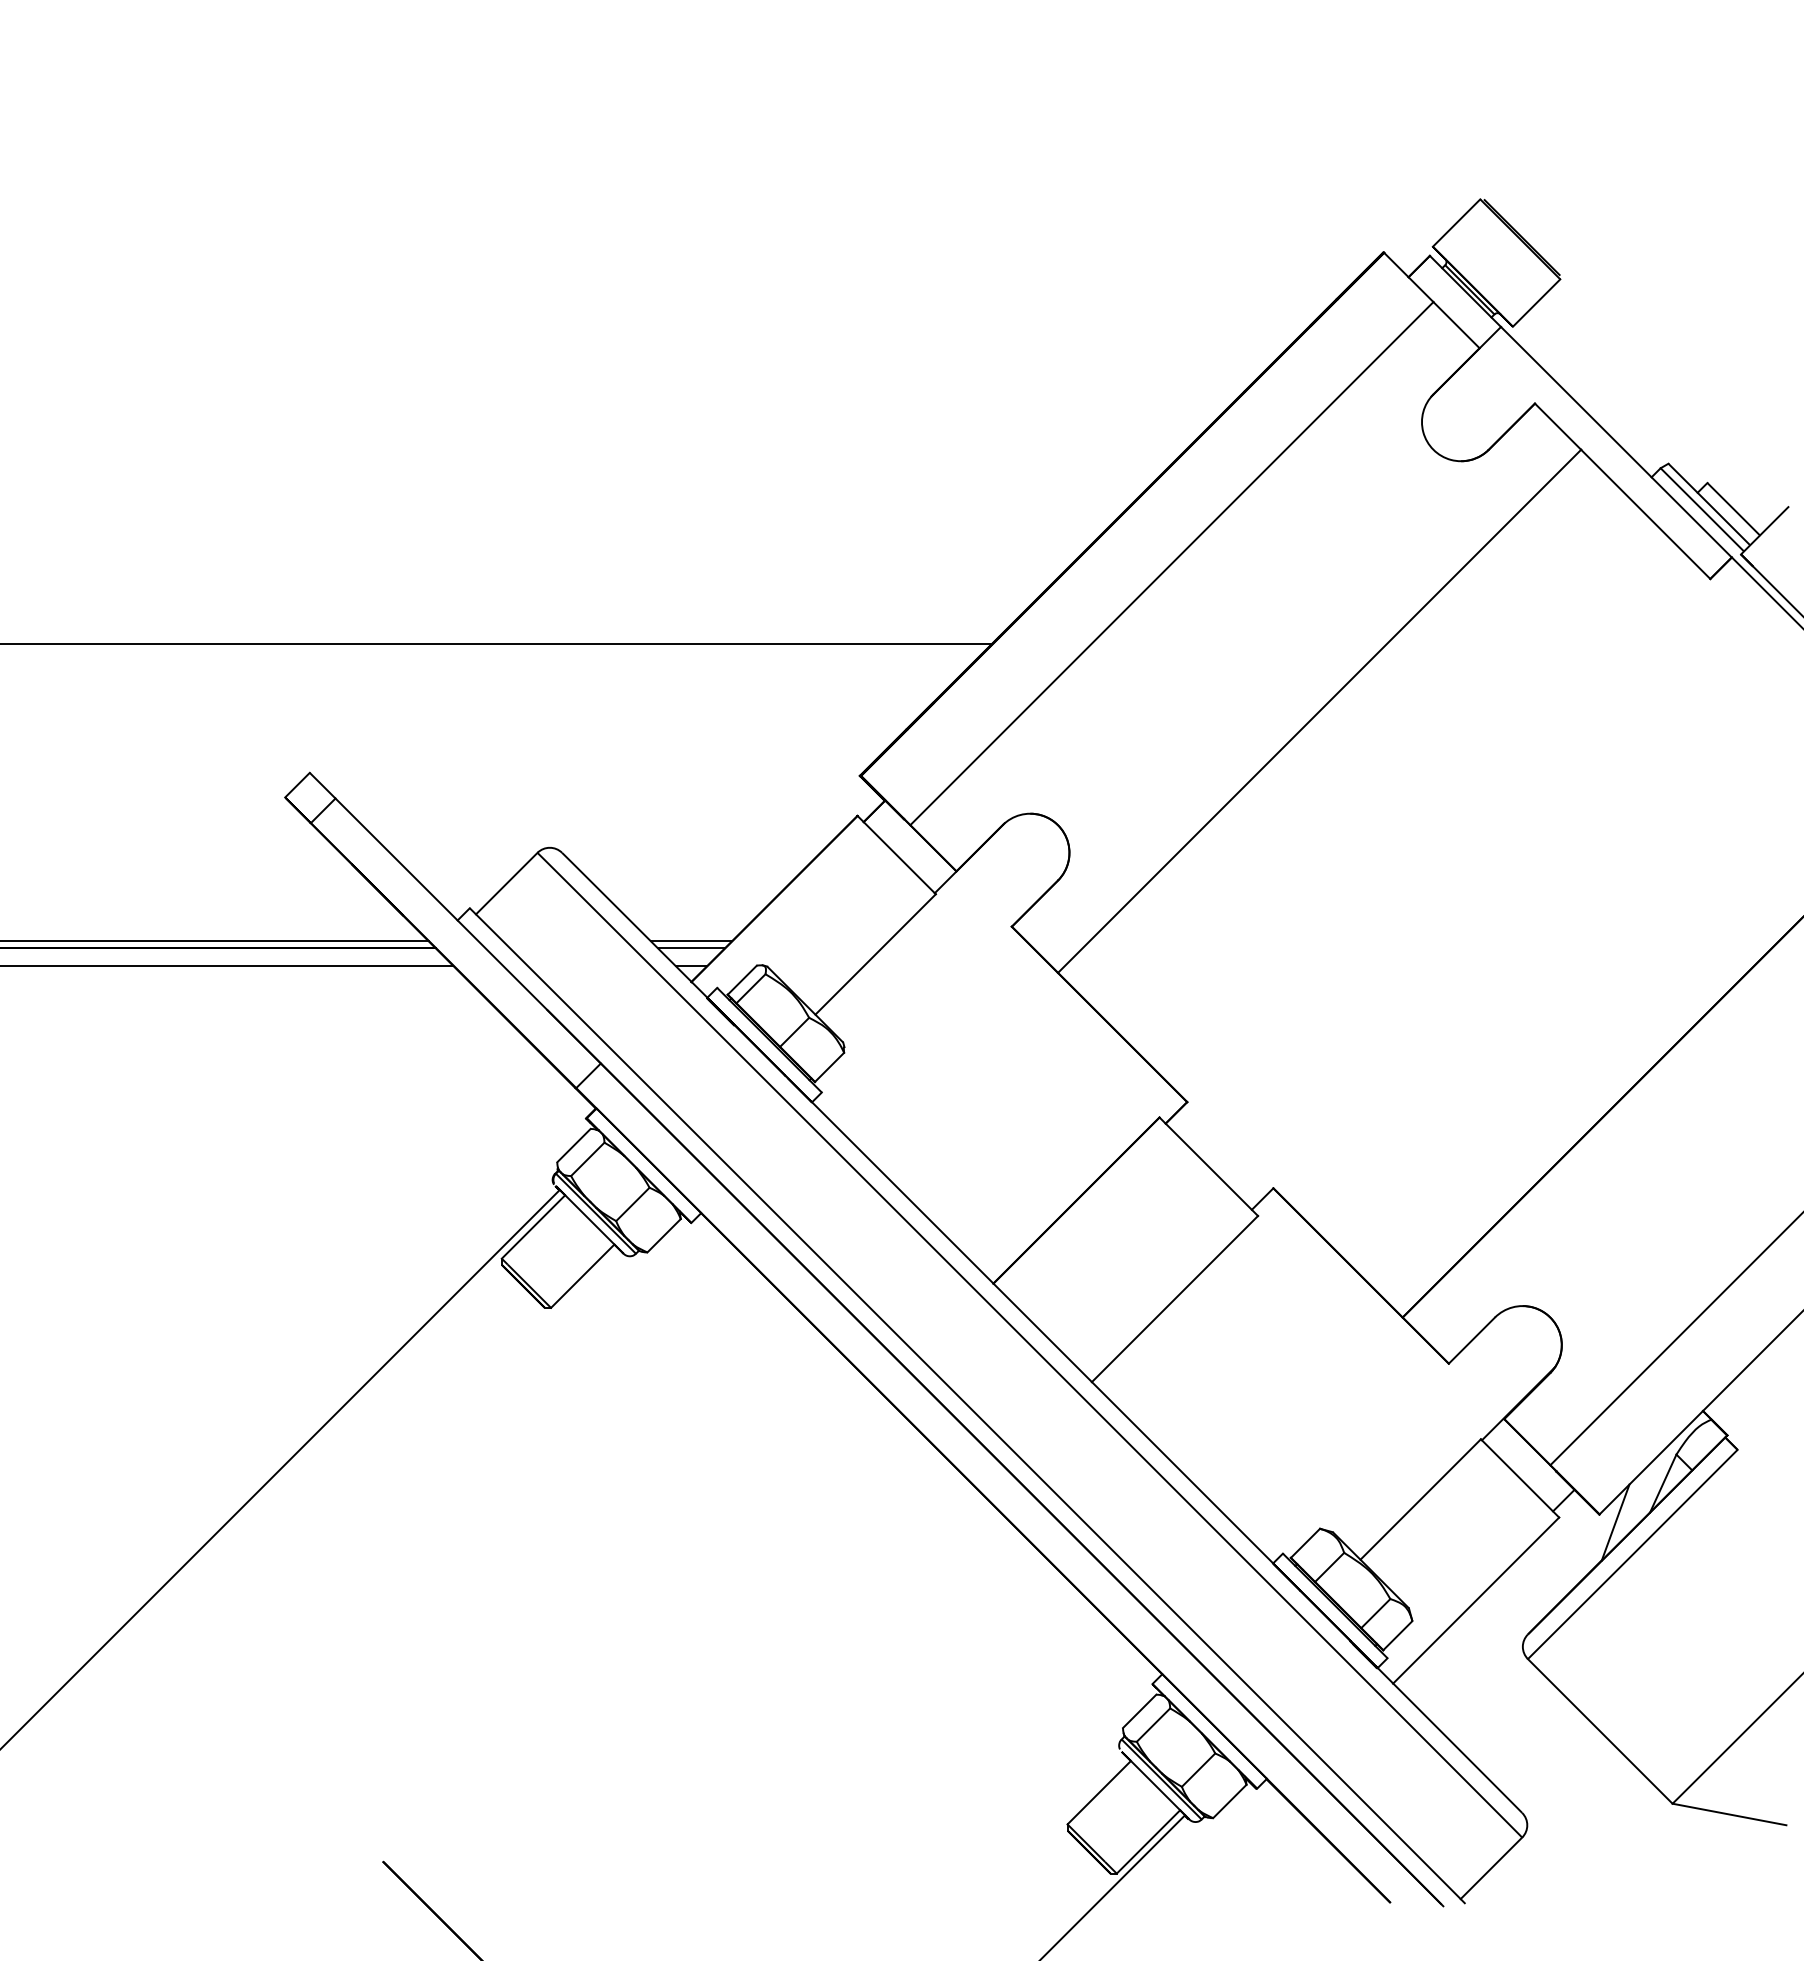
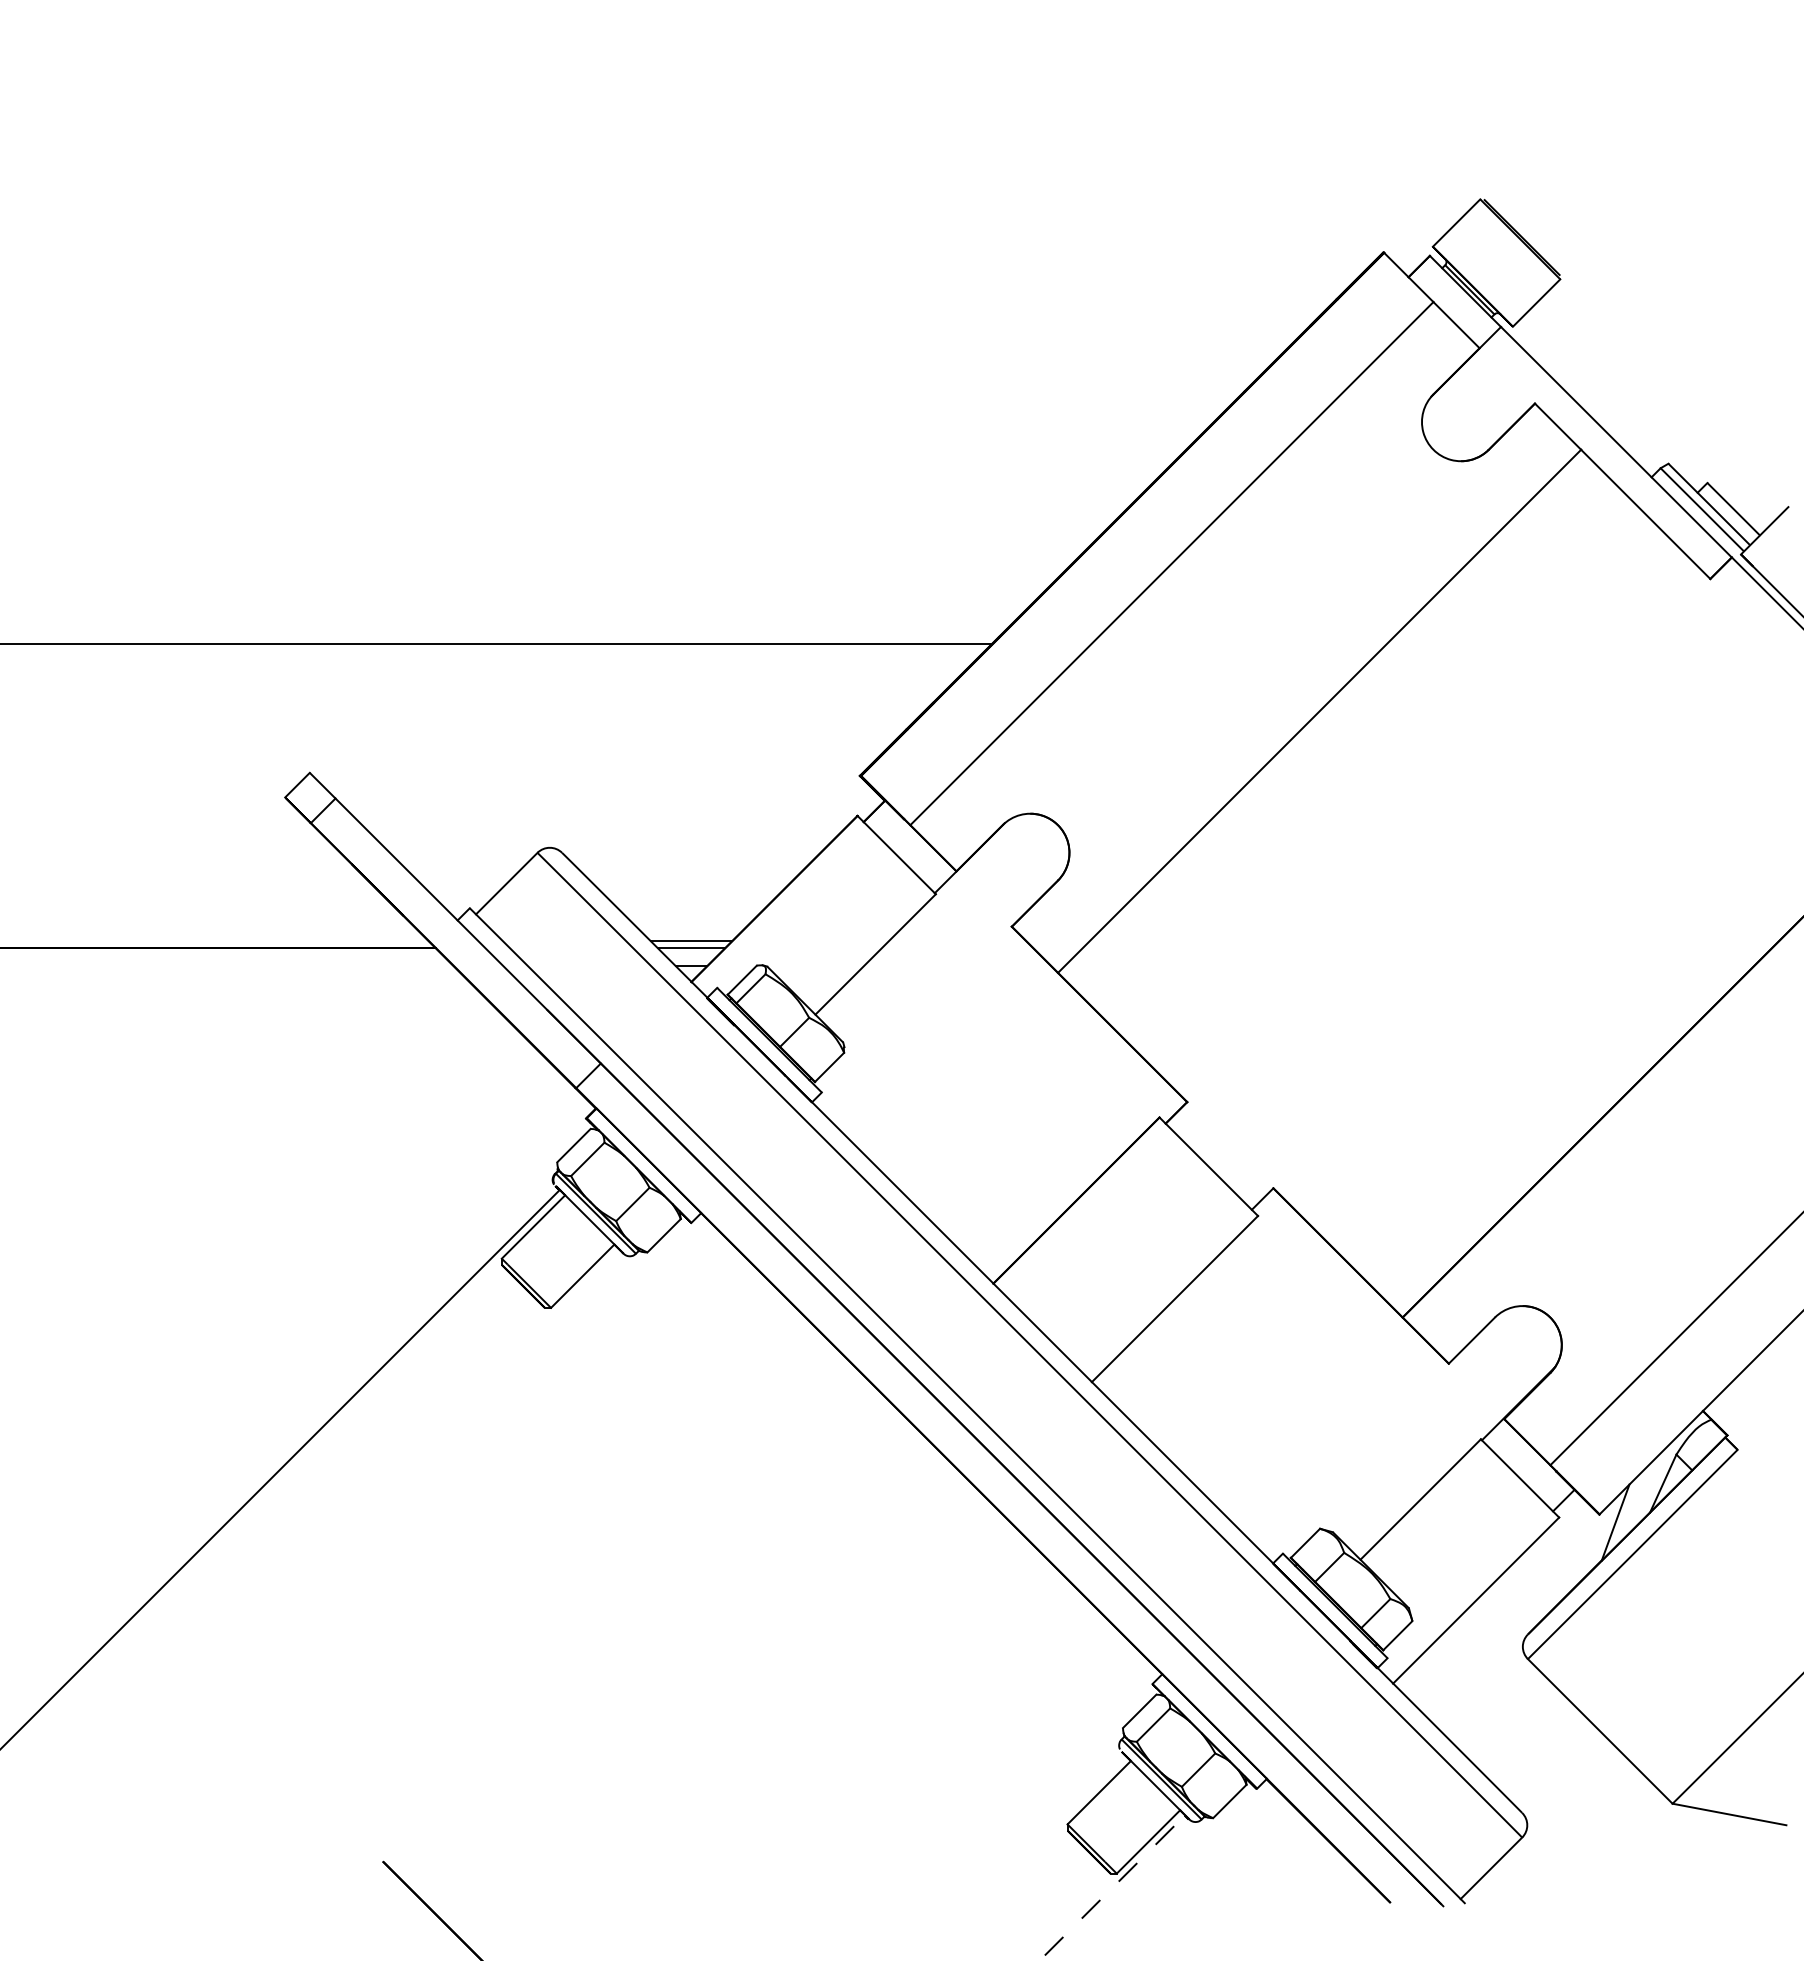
line: present -> none (215, 941)
line: present -> none (227, 965)
line: solid -> dashed (1112, 1888)
